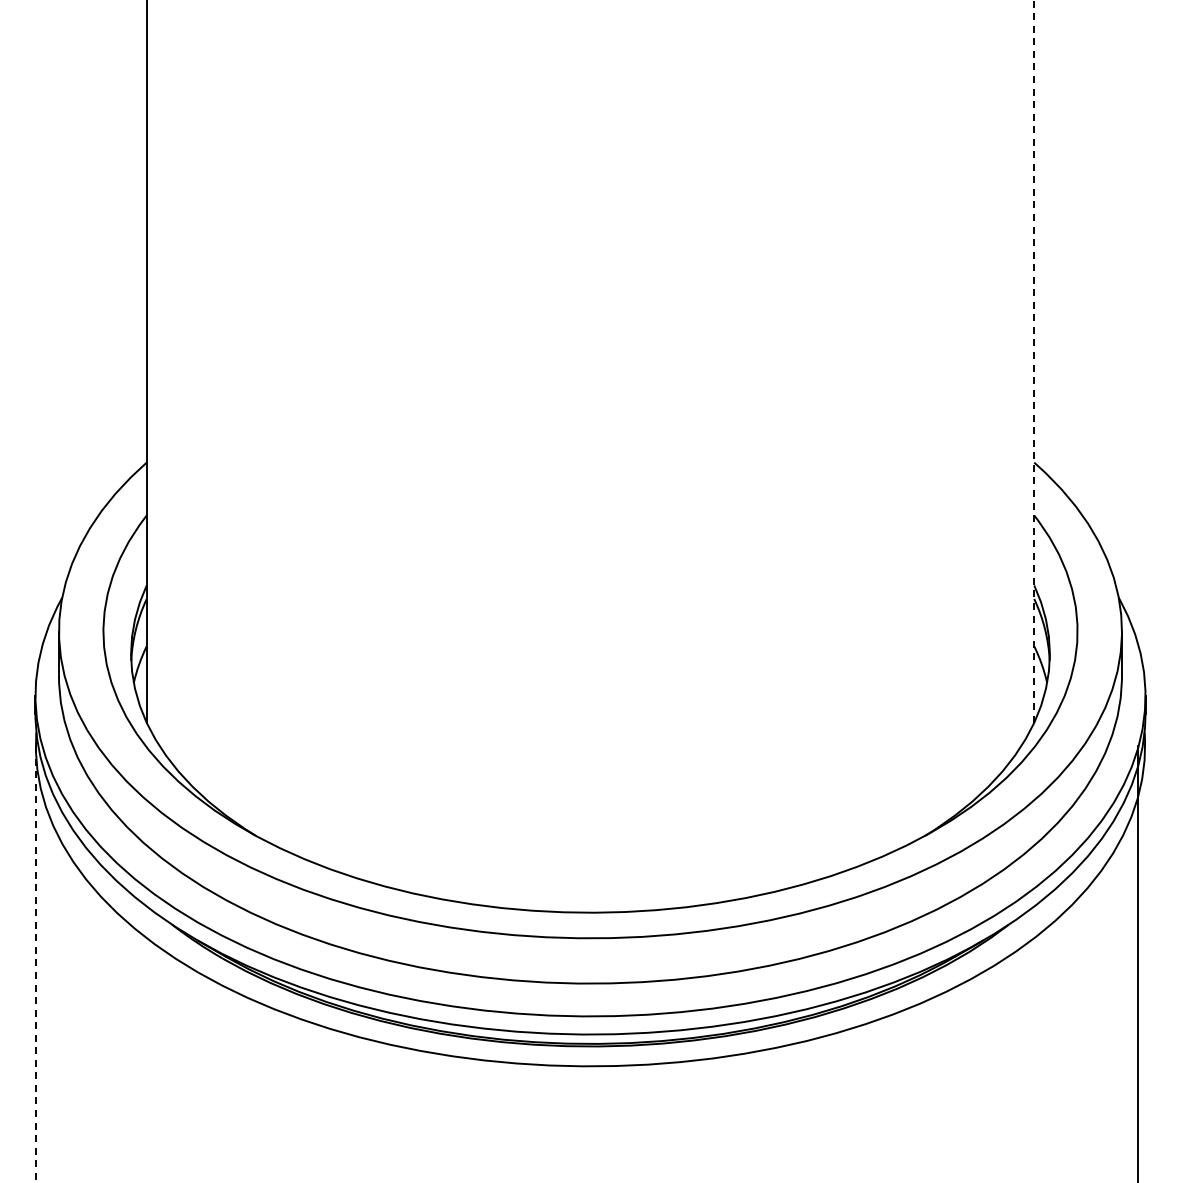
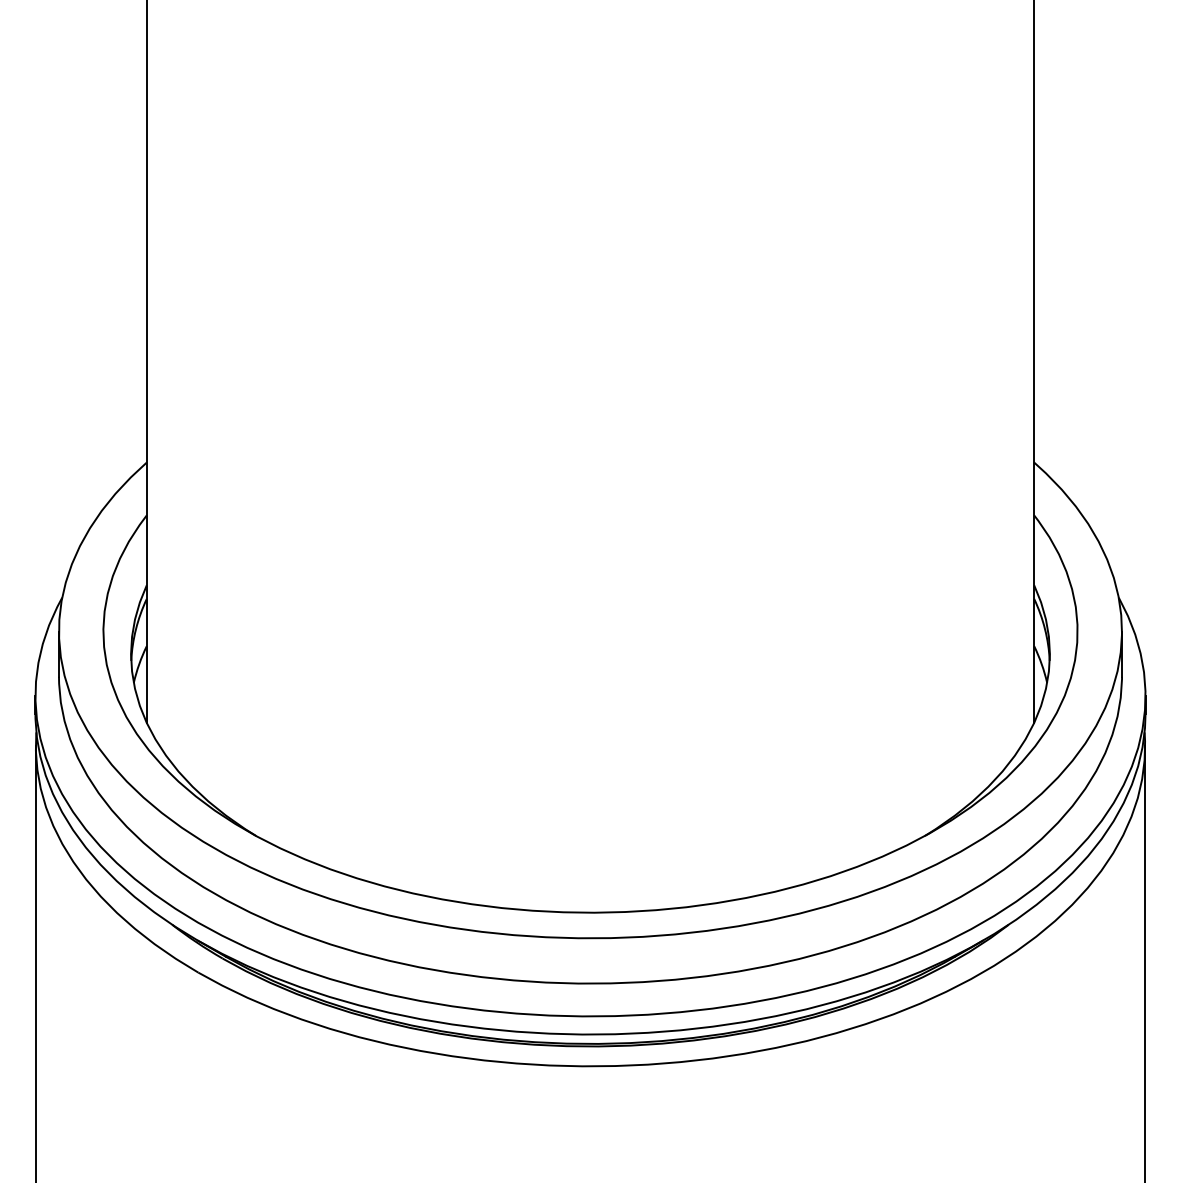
line: dashed -> solid (1034, 360)
line position: (1138, 962) -> (1145, 962) (1145, 962)
line: dashed -> solid (35, 964)
